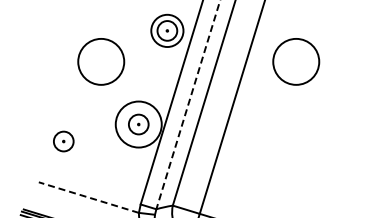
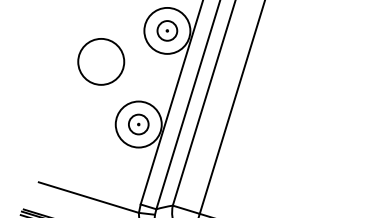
circle diameter: 32 px -> 46 px (167, 30)
circle: present -> none (296, 61)
line: dashed -> solid (188, 105)
part: present -> none (63, 141)
line: dashed -> solid (88, 197)
